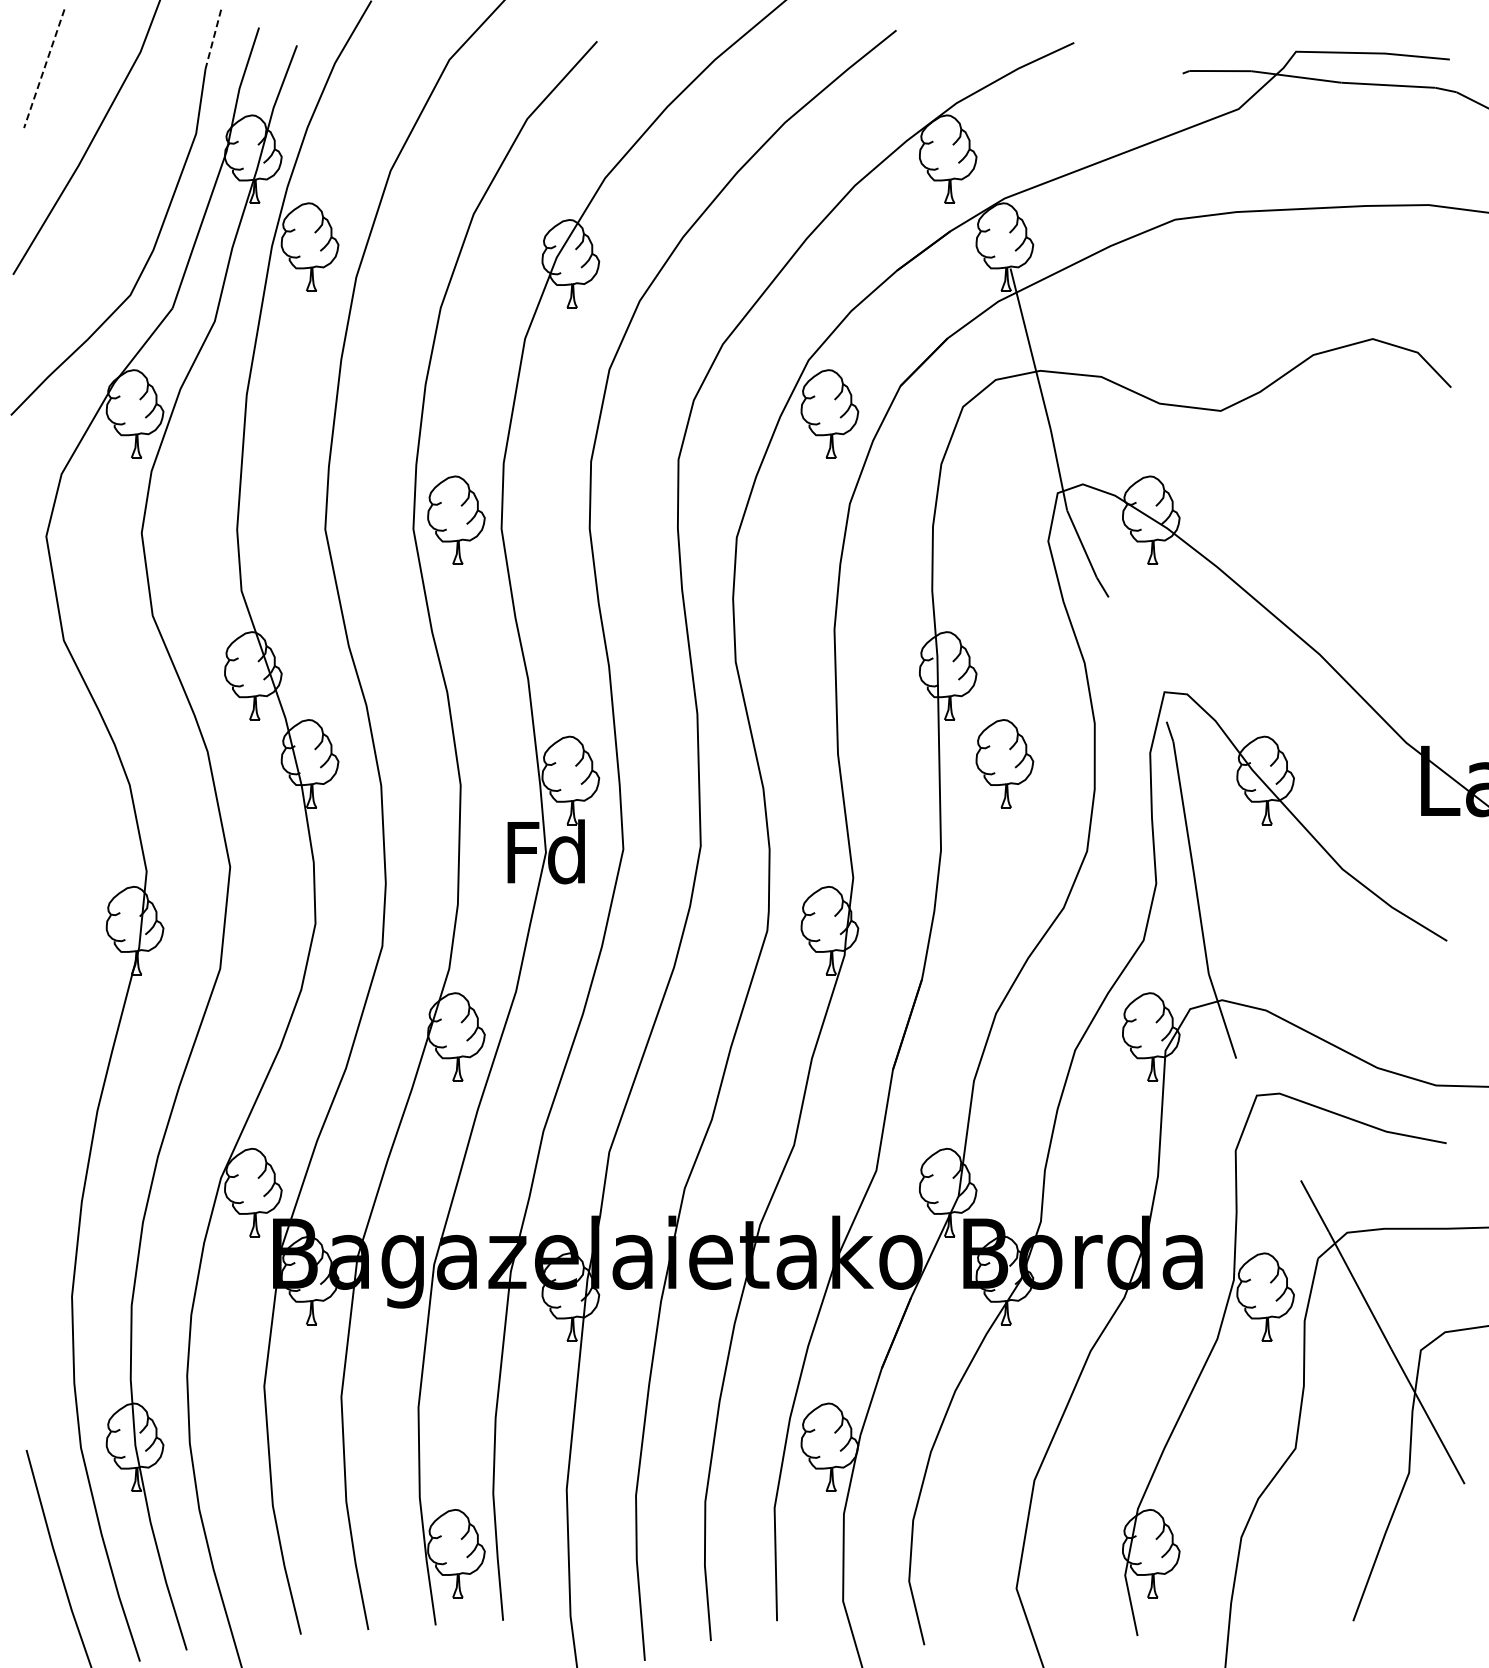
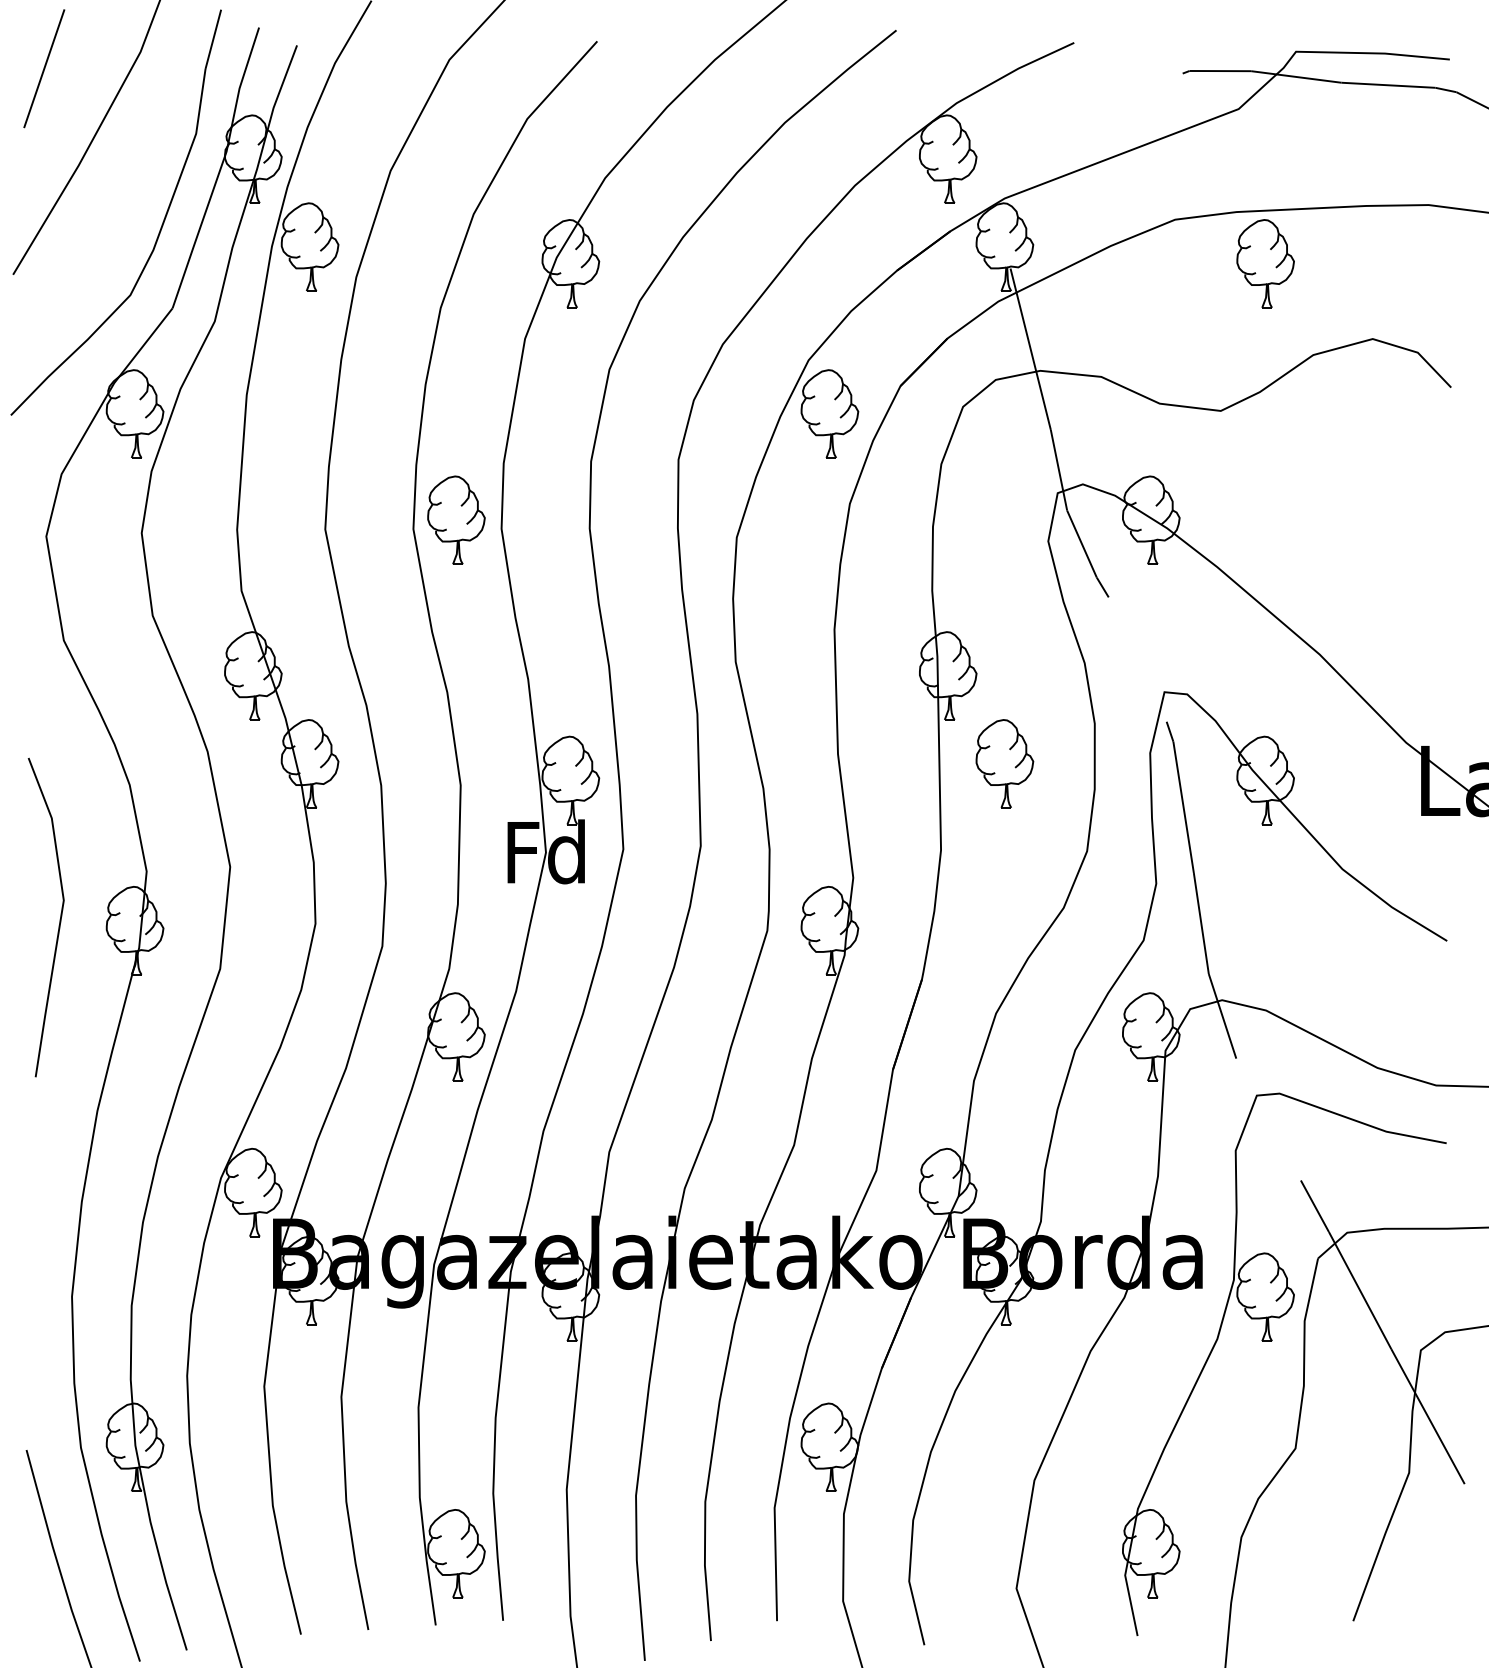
line: dashed -> solid (213, 39)
line: dashed -> solid (44, 68)
part: none -> present (1265, 263)
line: none -> present (59, 919)
